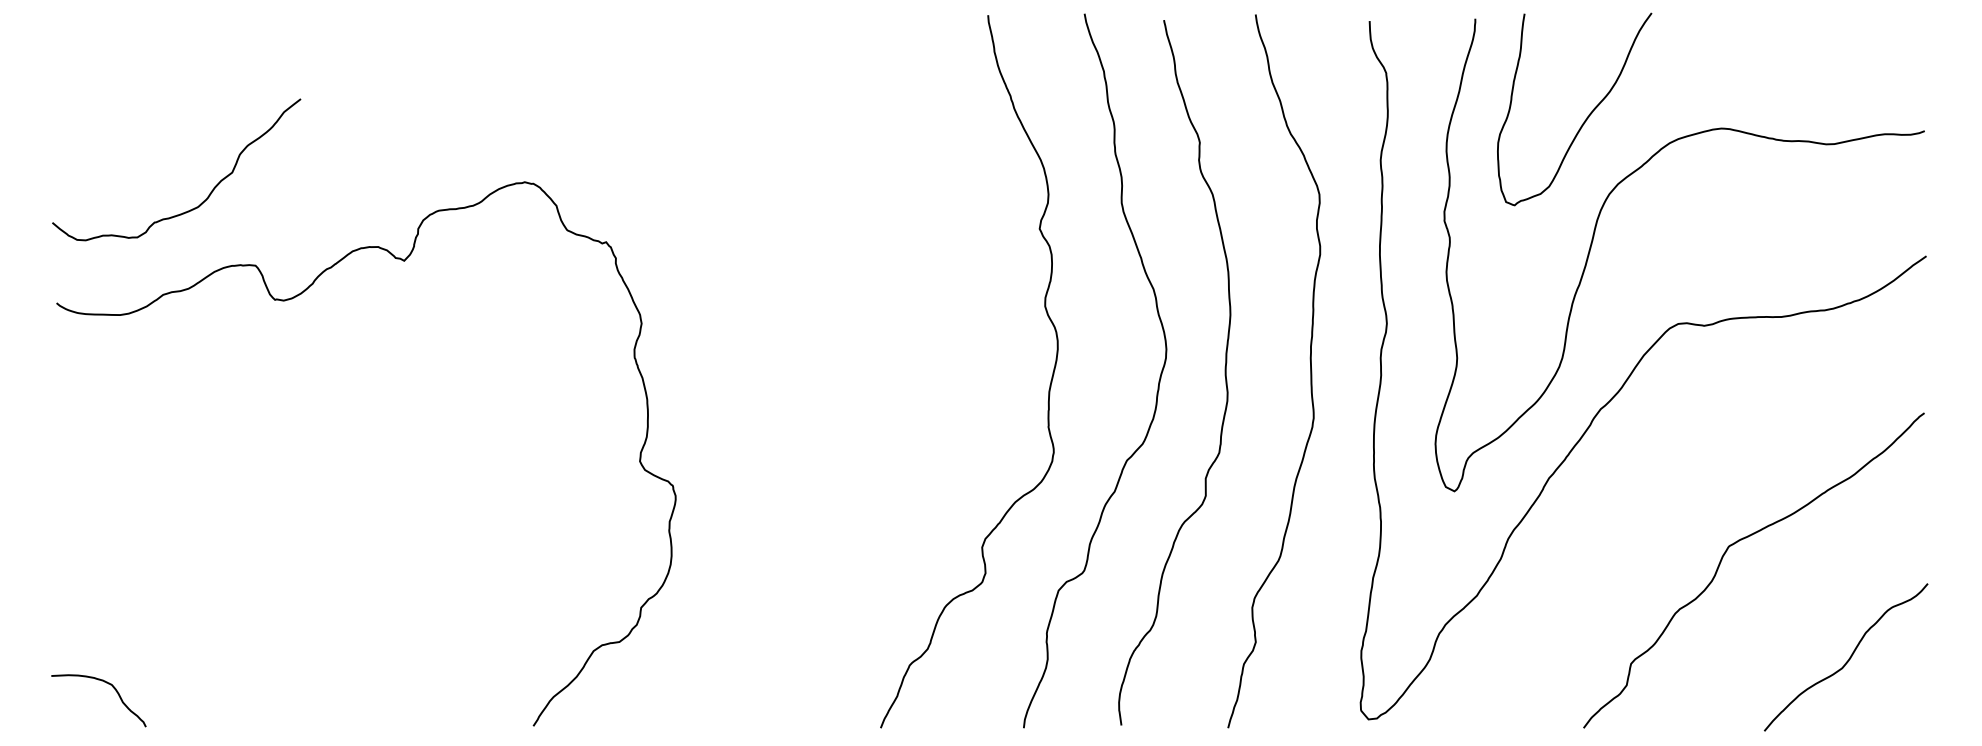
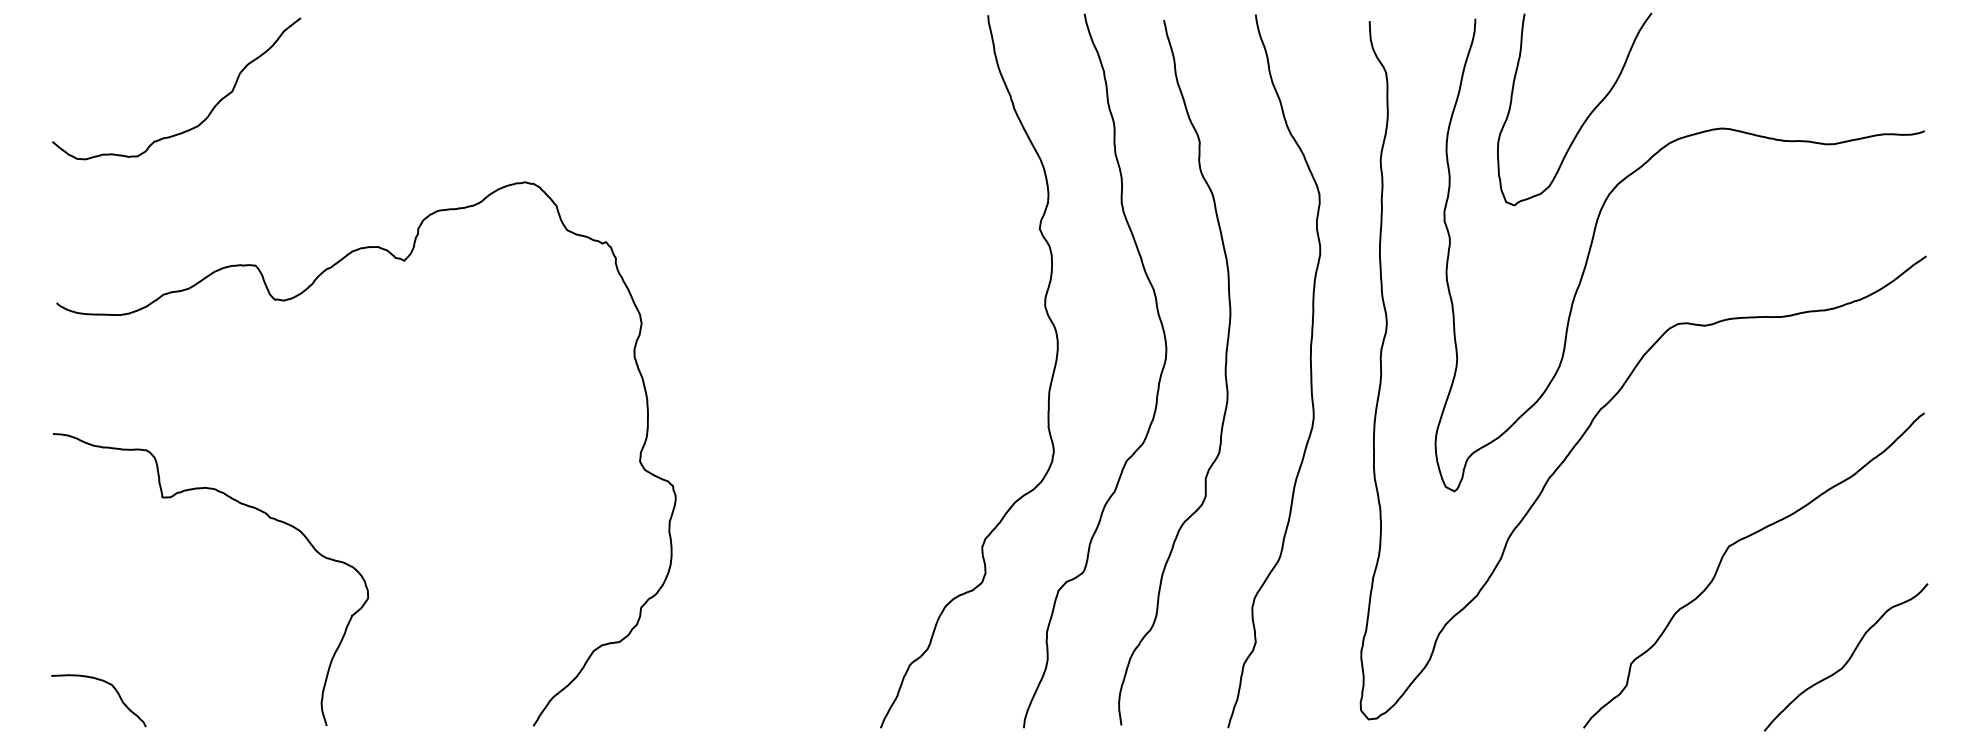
curve position: (209, 193) -> (209, 112) (209, 112)
curve: none -> present (240, 504)
